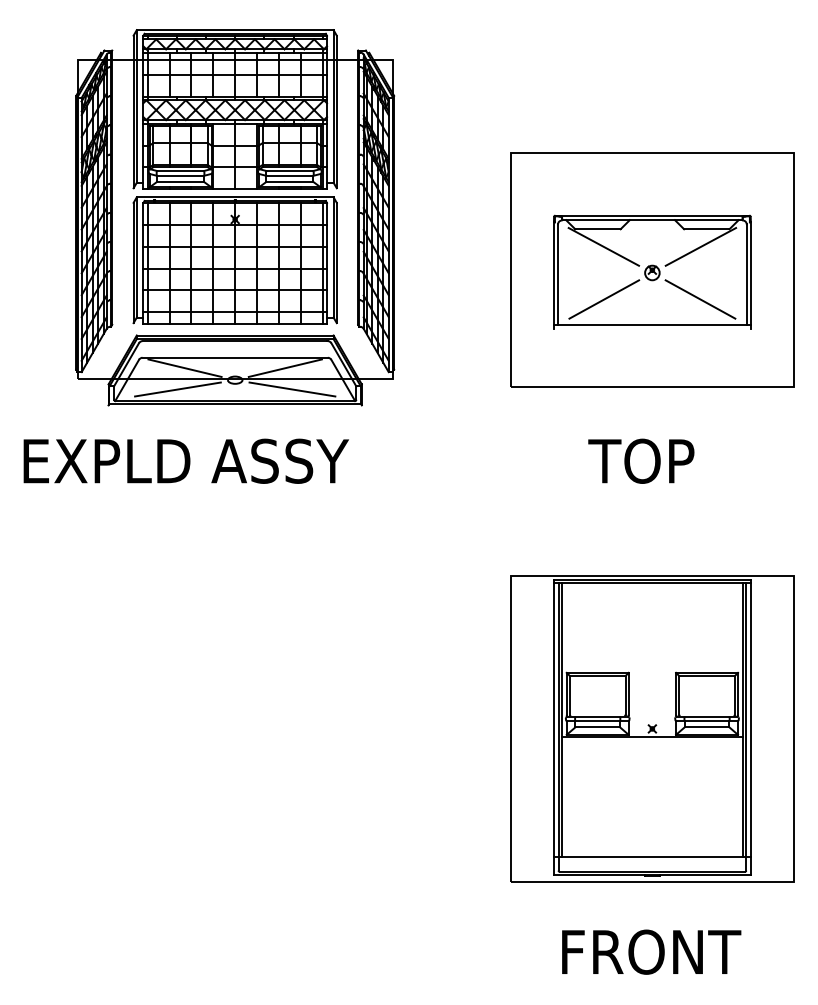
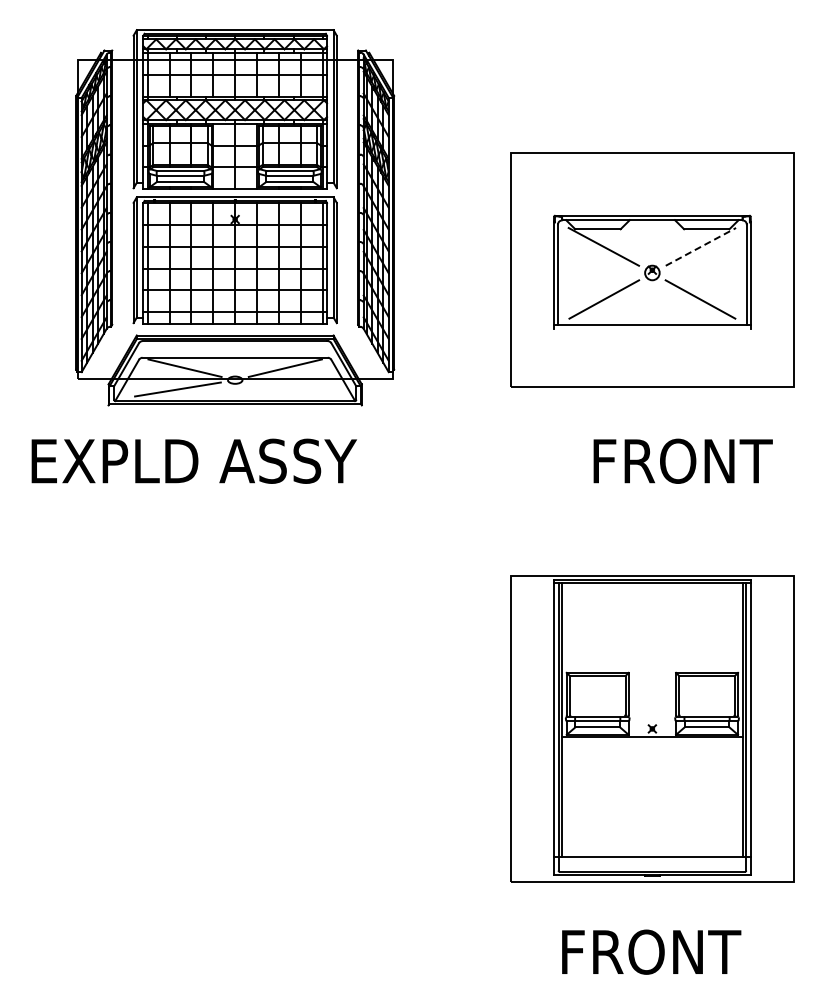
line: solid -> dashed (700, 246)
line: present -> none (292, 389)
text position: (185, 460) -> (193, 460) (193, 460)
text: TOP -> FRONT (680, 460)
